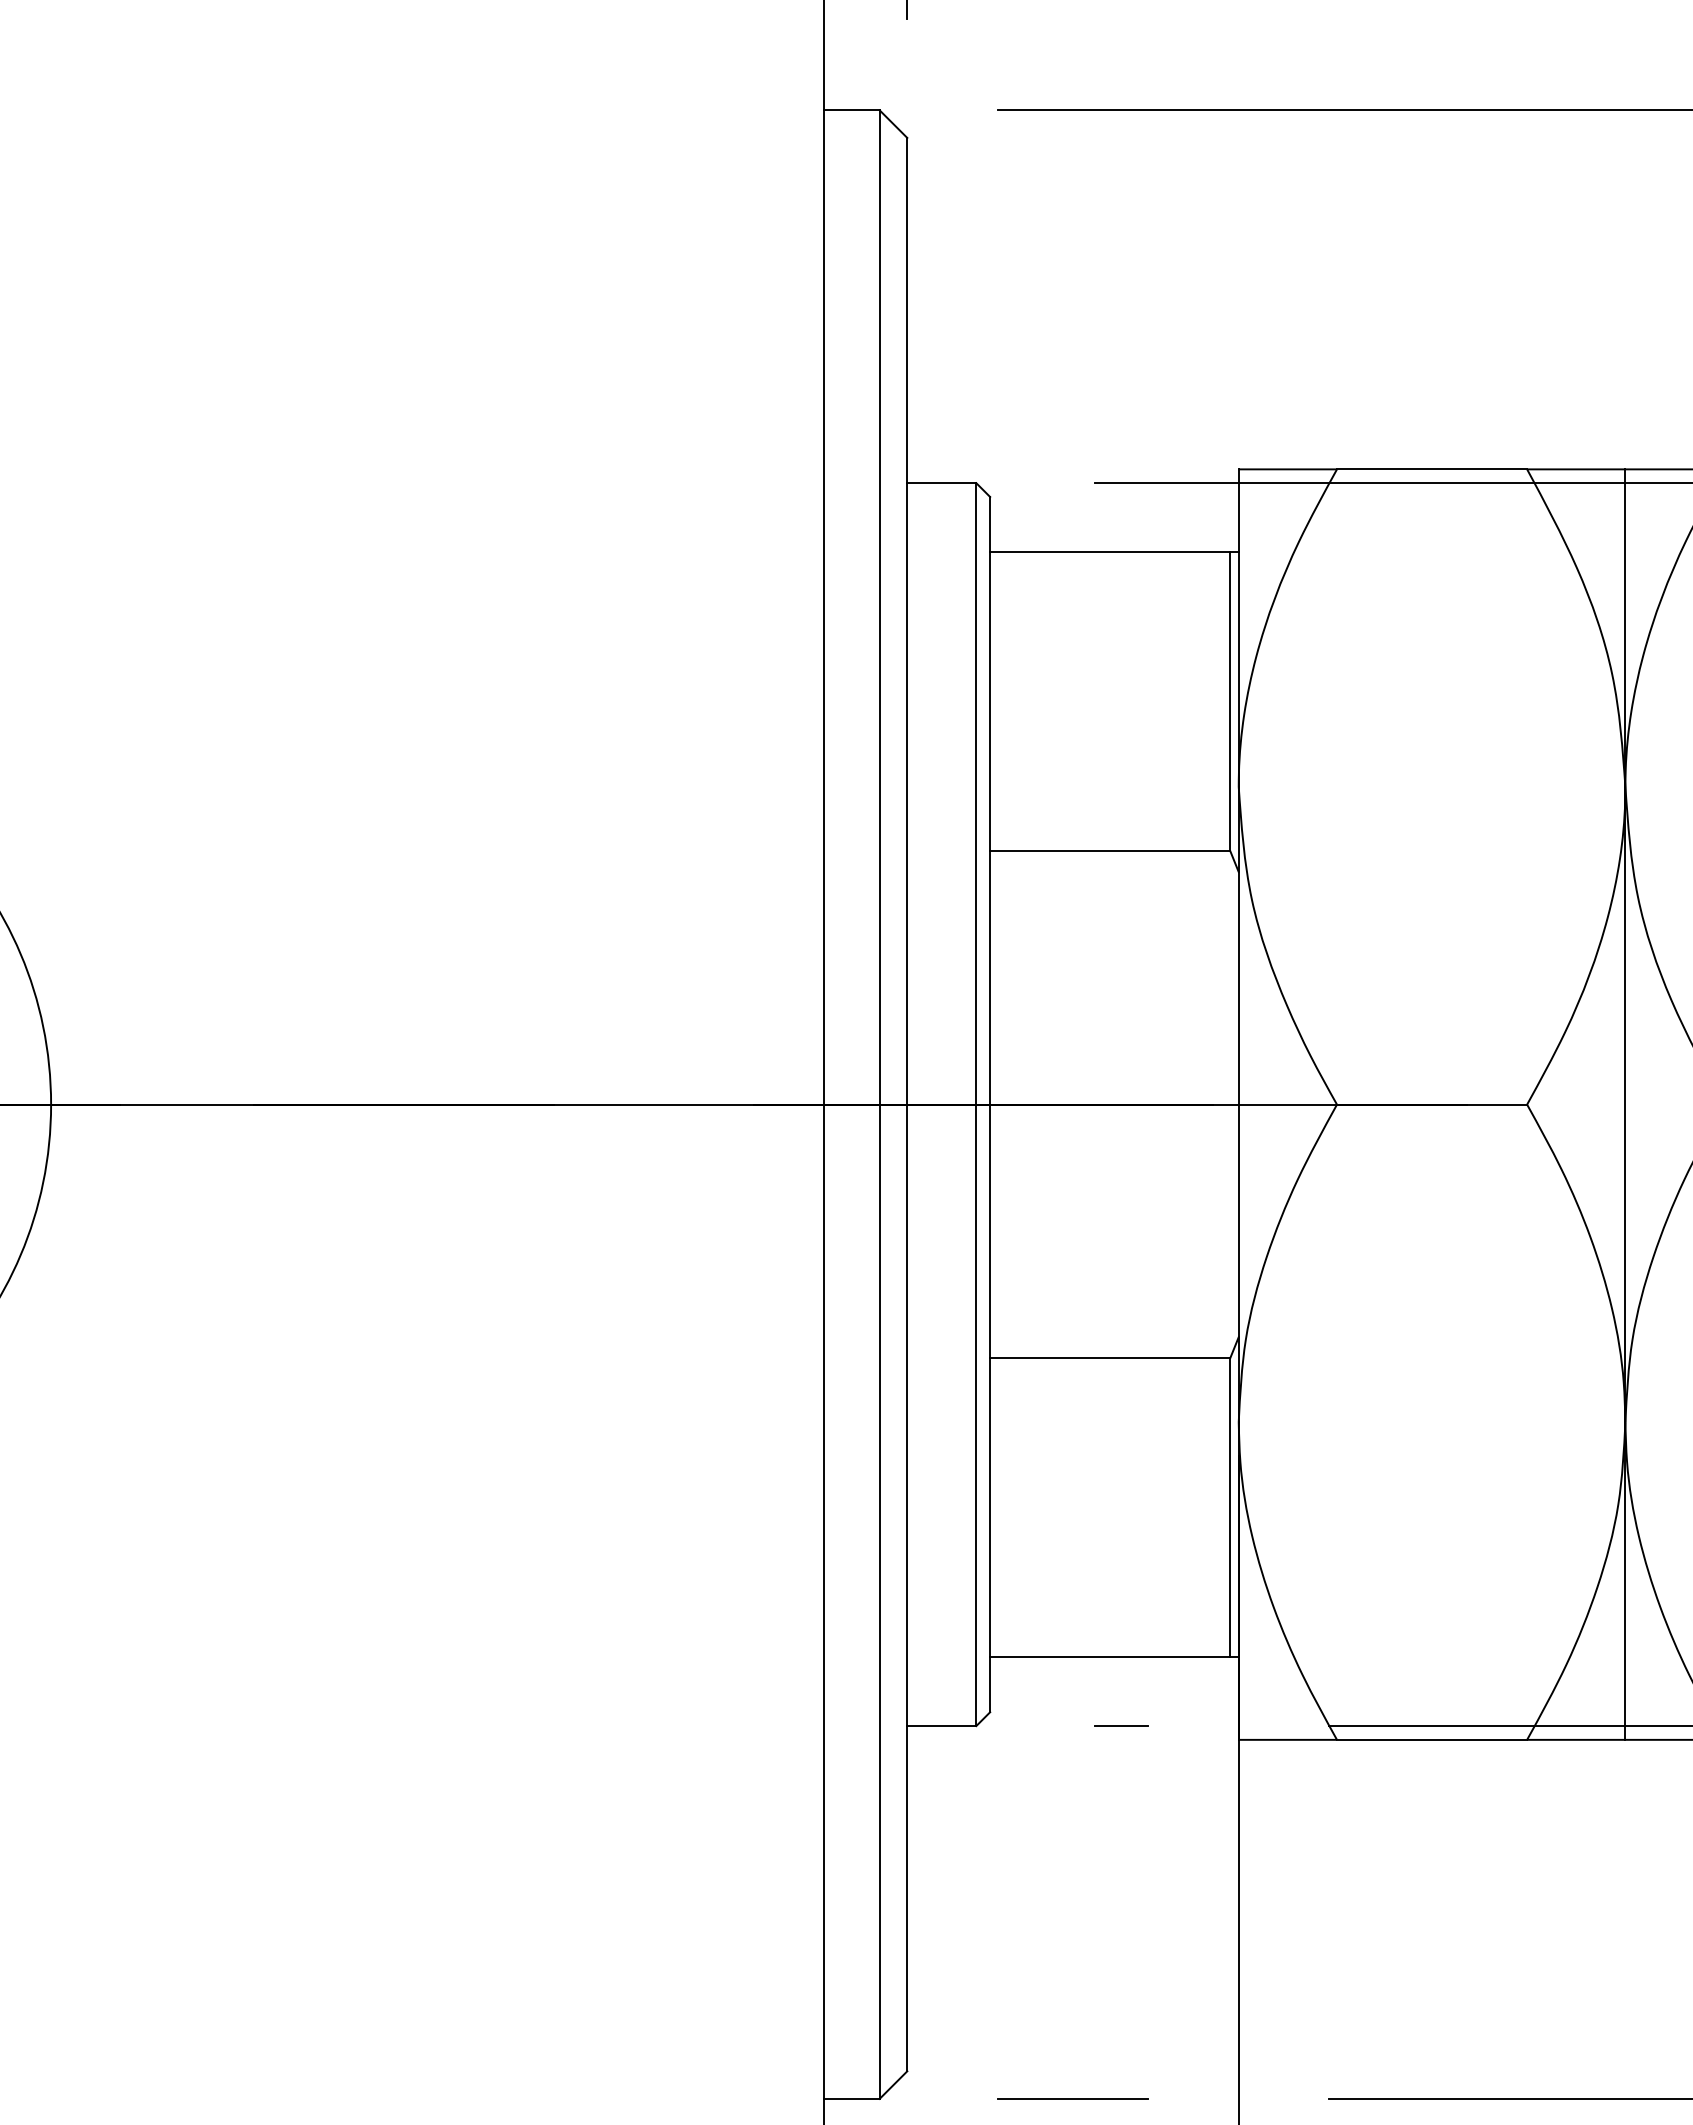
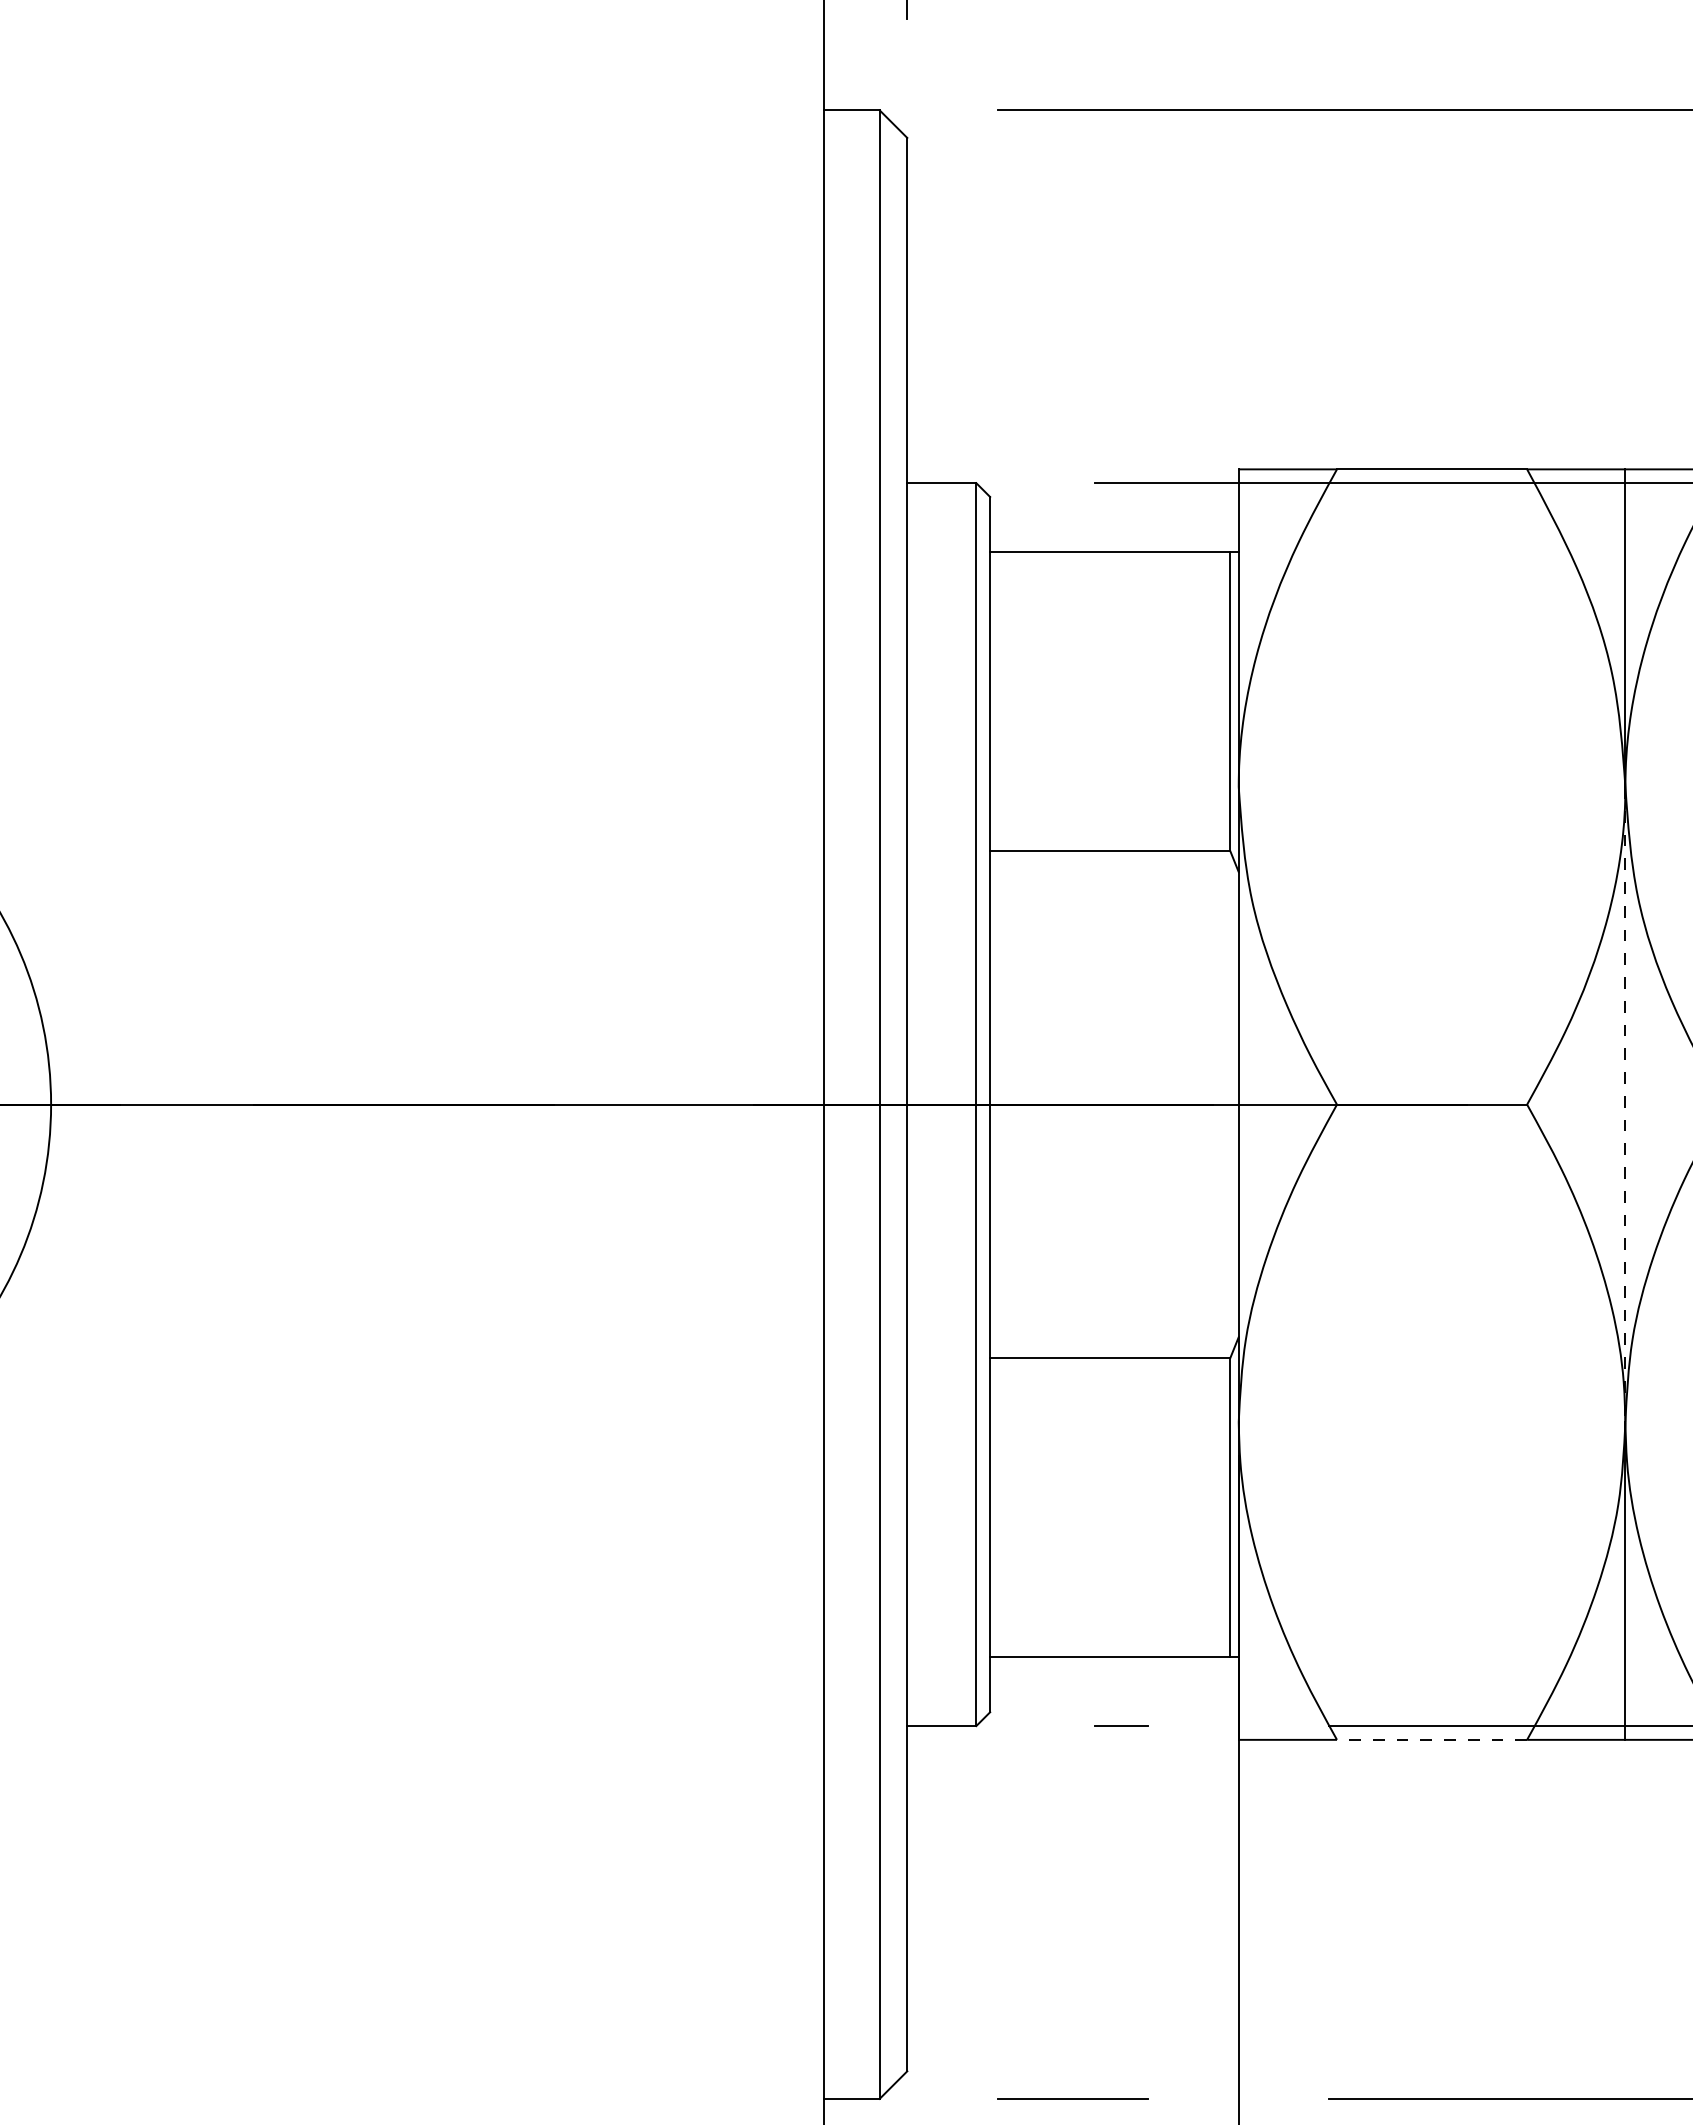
line: solid -> dashed (1625, 1104)
line: solid -> dashed (1431, 1739)
